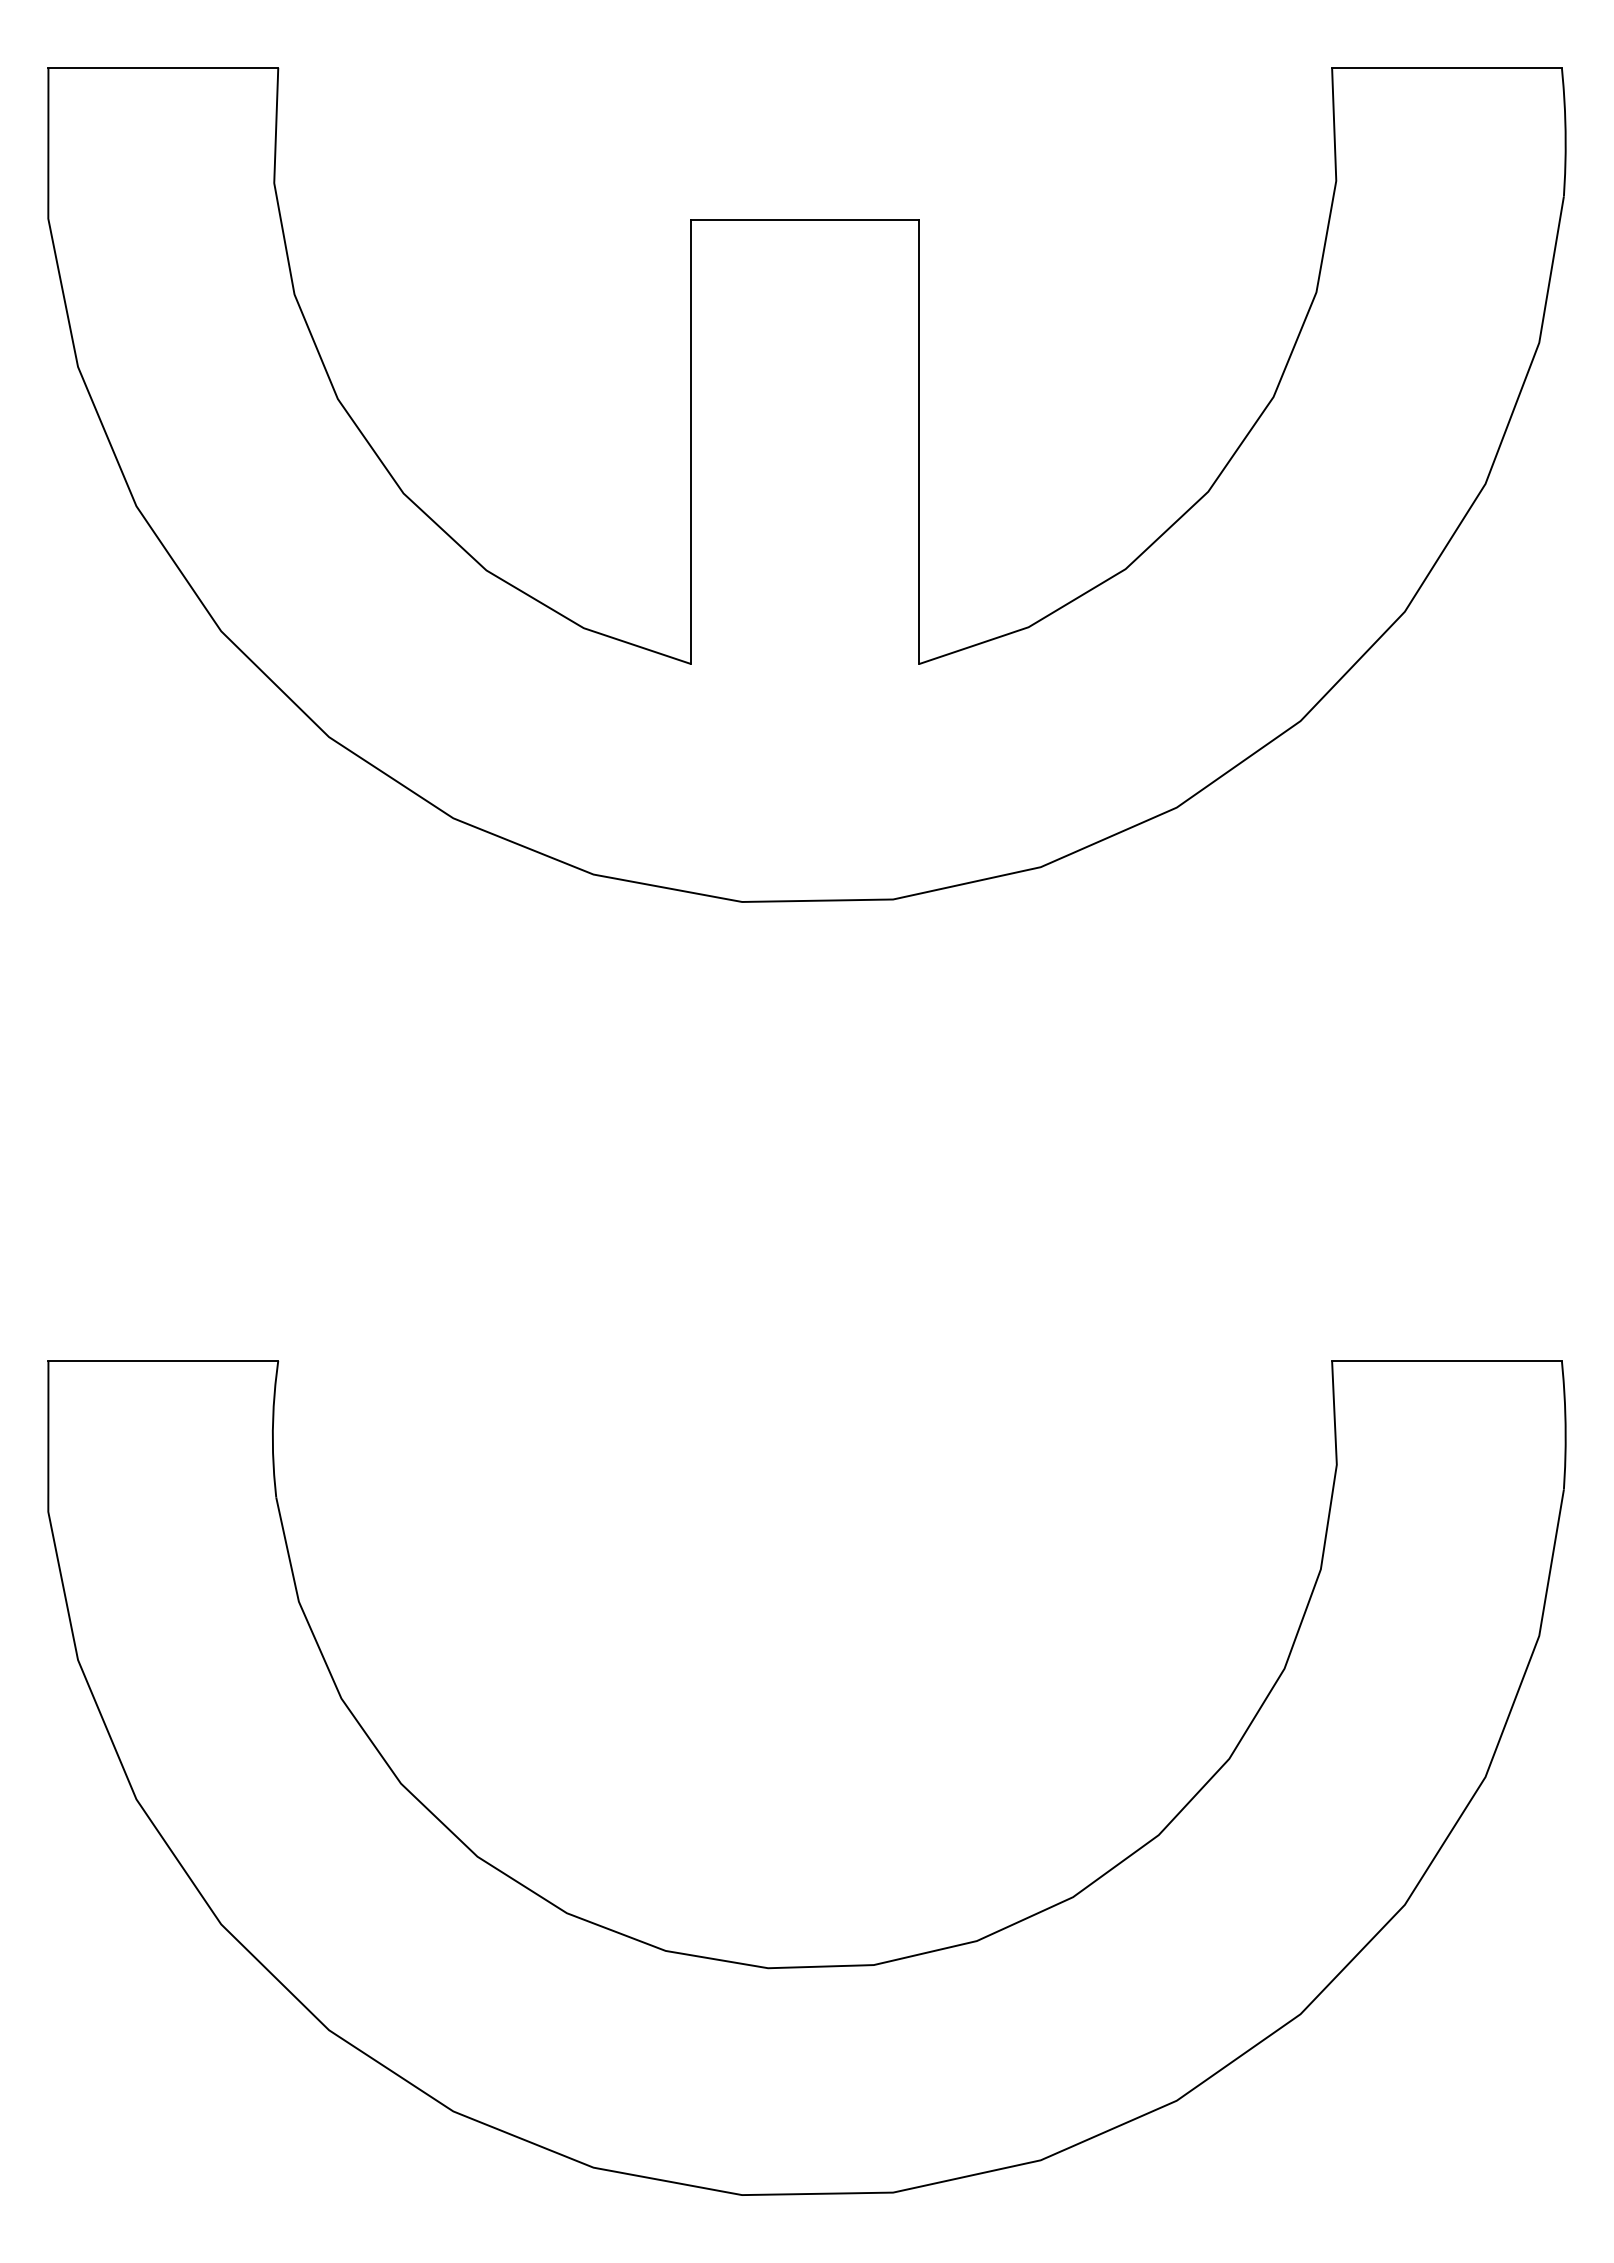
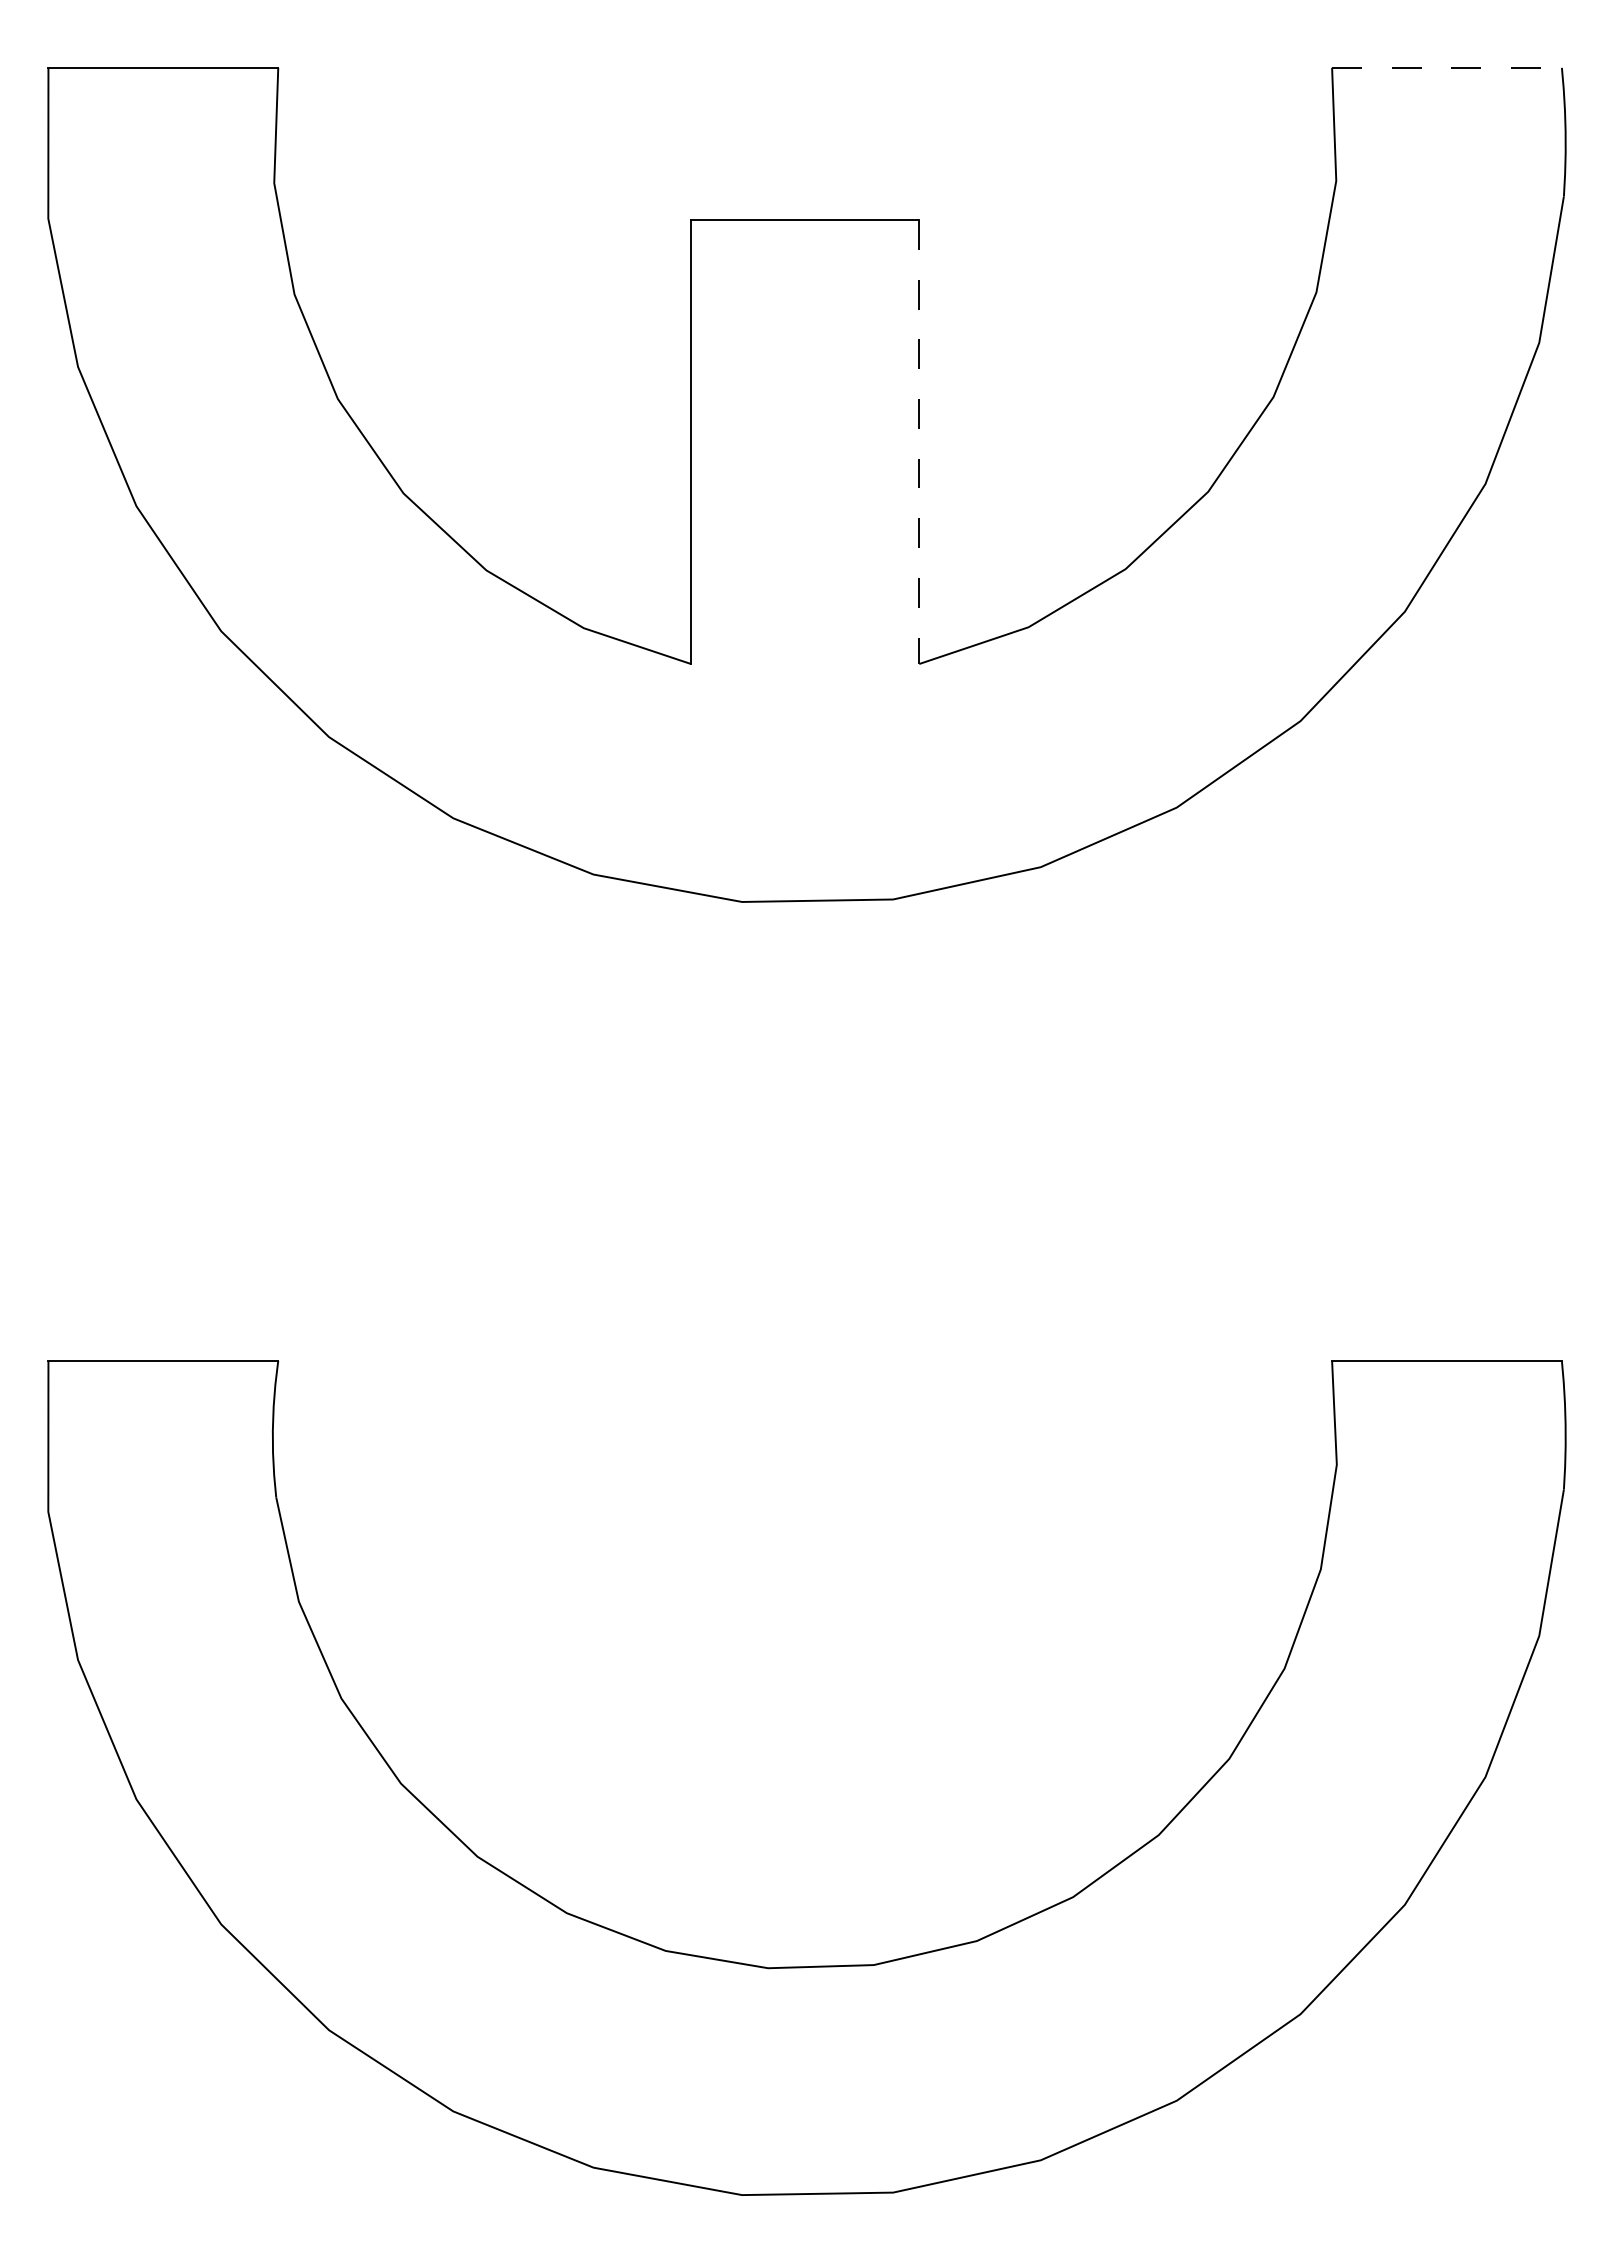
line: solid -> dashed (1447, 67)
line: solid -> dashed (919, 442)
